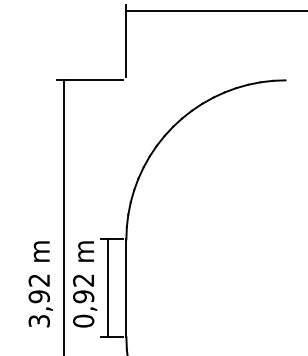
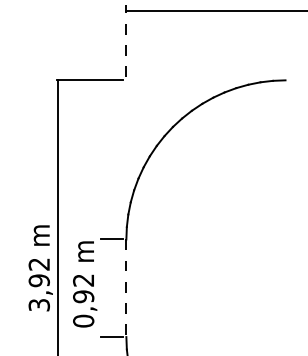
line: solid -> dashed (126, 40)
line position: (63, 216) -> (57, 216) (57, 216)
text position: (40, 284) -> (40, 268) (40, 268)
line: present -> none (107, 288)
line: solid -> dashed (126, 288)
